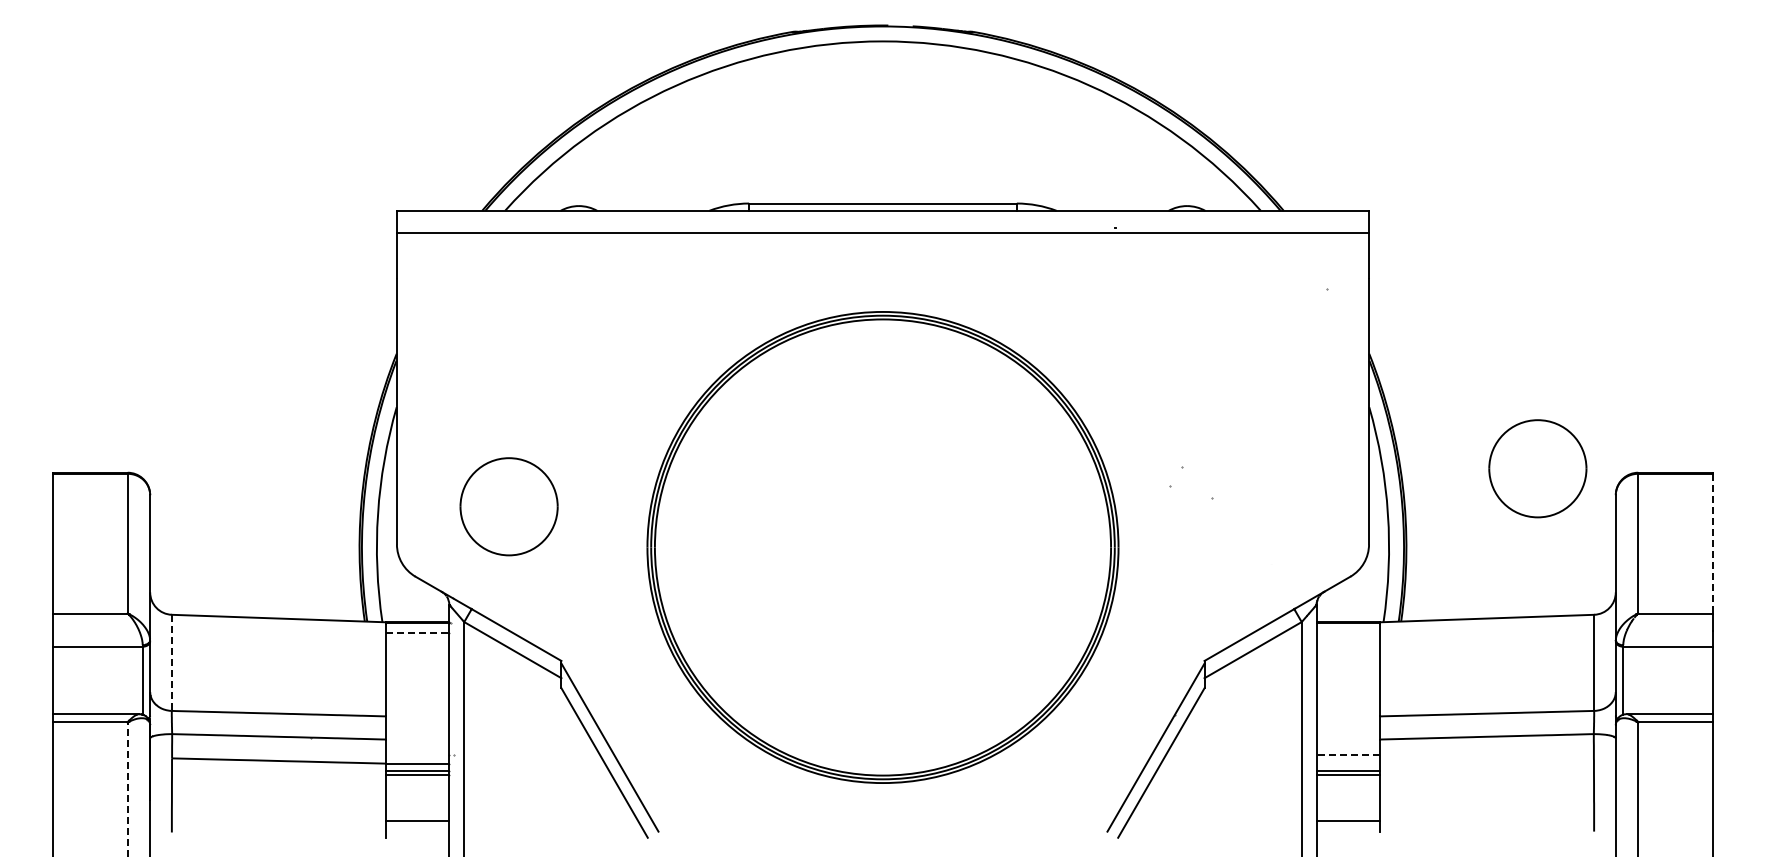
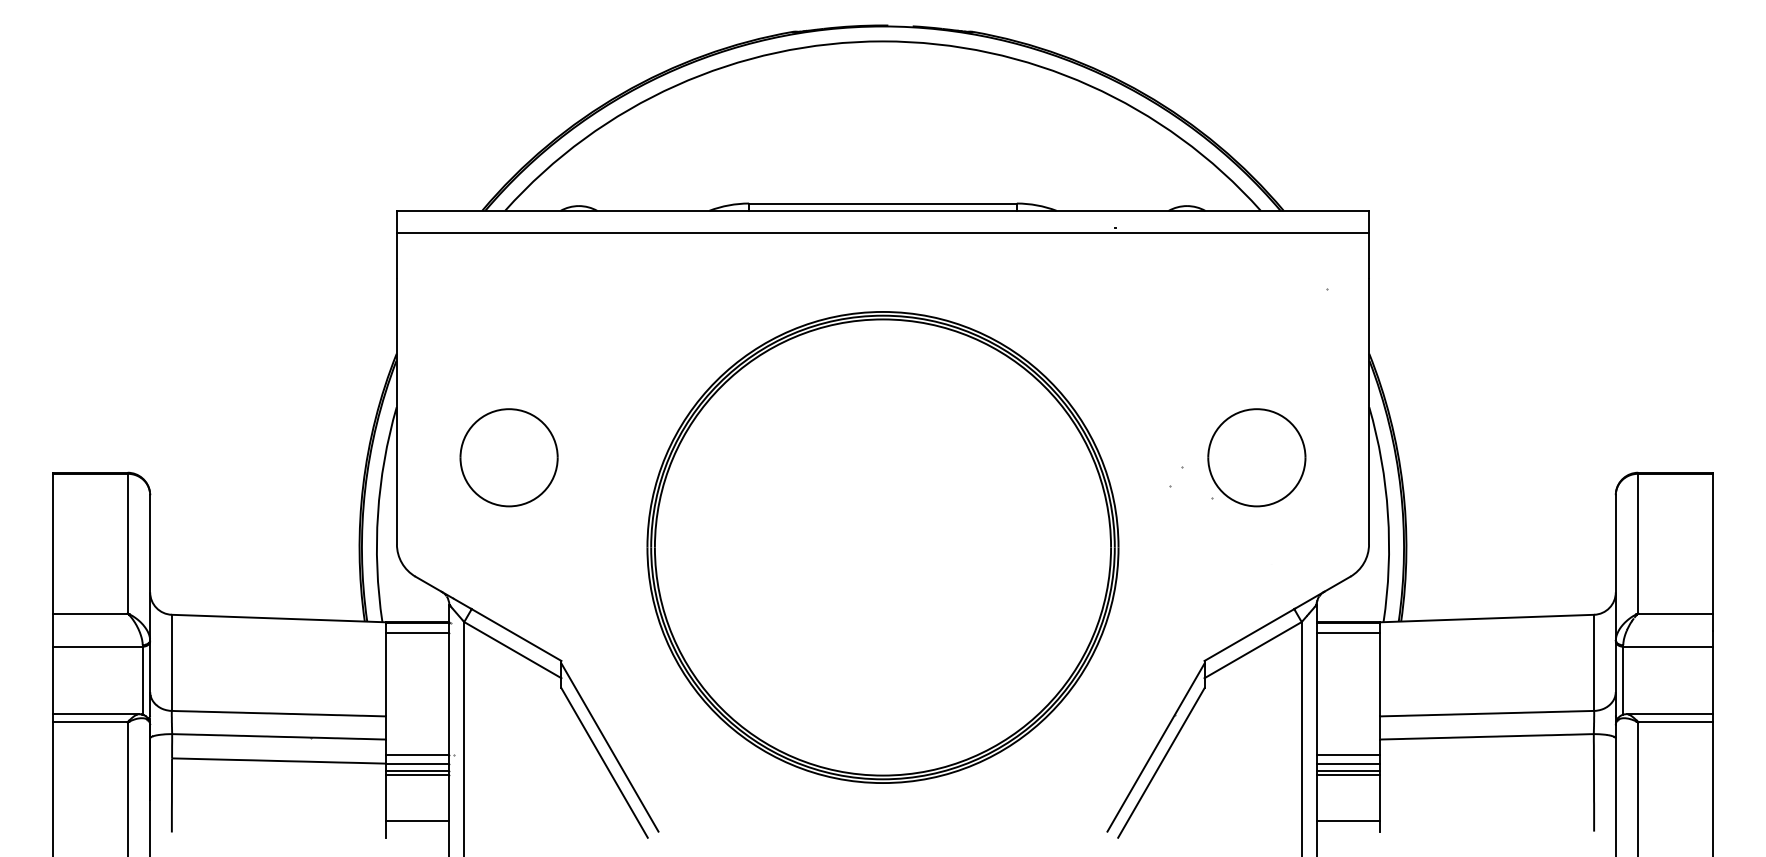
part position: (1537, 468) -> (1256, 457) (1256, 457)
part position: (508, 506) -> (508, 457) (508, 457)
line: dashed -> solid (1713, 543)
line: dashed -> solid (417, 632)
line: none -> present (1348, 632)
line: dashed -> solid (171, 663)
line: none -> present (417, 754)
line: dashed -> solid (1348, 754)
line: none -> present (1348, 764)
line: dashed -> solid (127, 789)
